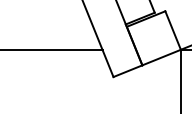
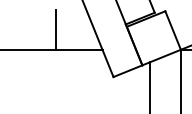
line: none -> present (56, 29)
line: none -> present (149, 86)
